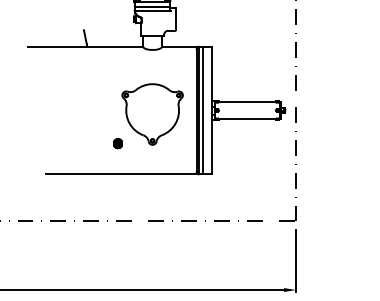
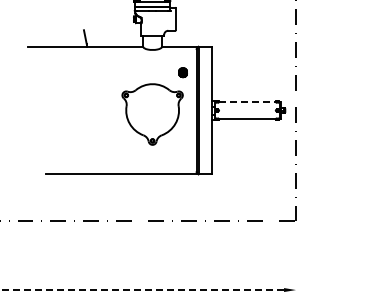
line: solid -> dashed (247, 102)
line: present -> none (202, 110)
part position: (117, 143) -> (182, 72) (182, 72)
line: present -> none (296, 261)
line: solid -> dashed (142, 290)
